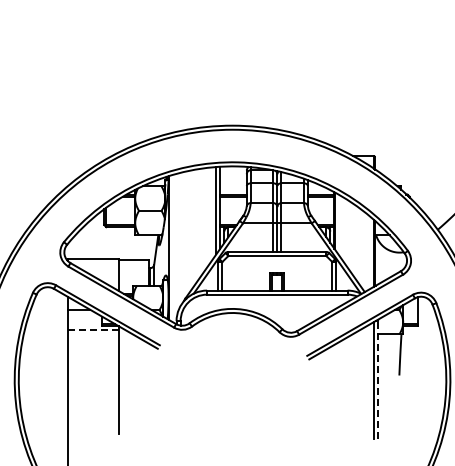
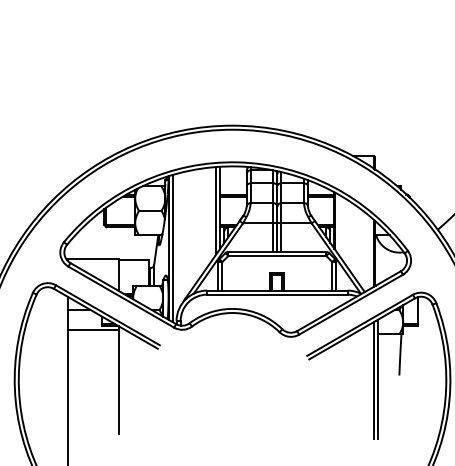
line: none -> present (172, 248)
line: dashed -> solid (92, 330)
line: dashed -> solid (378, 379)
